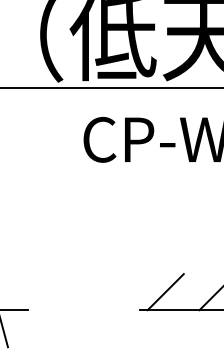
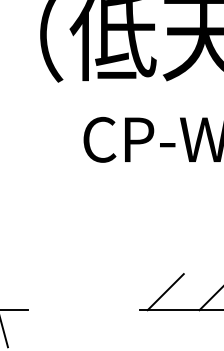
line: present -> none (111, 88)
